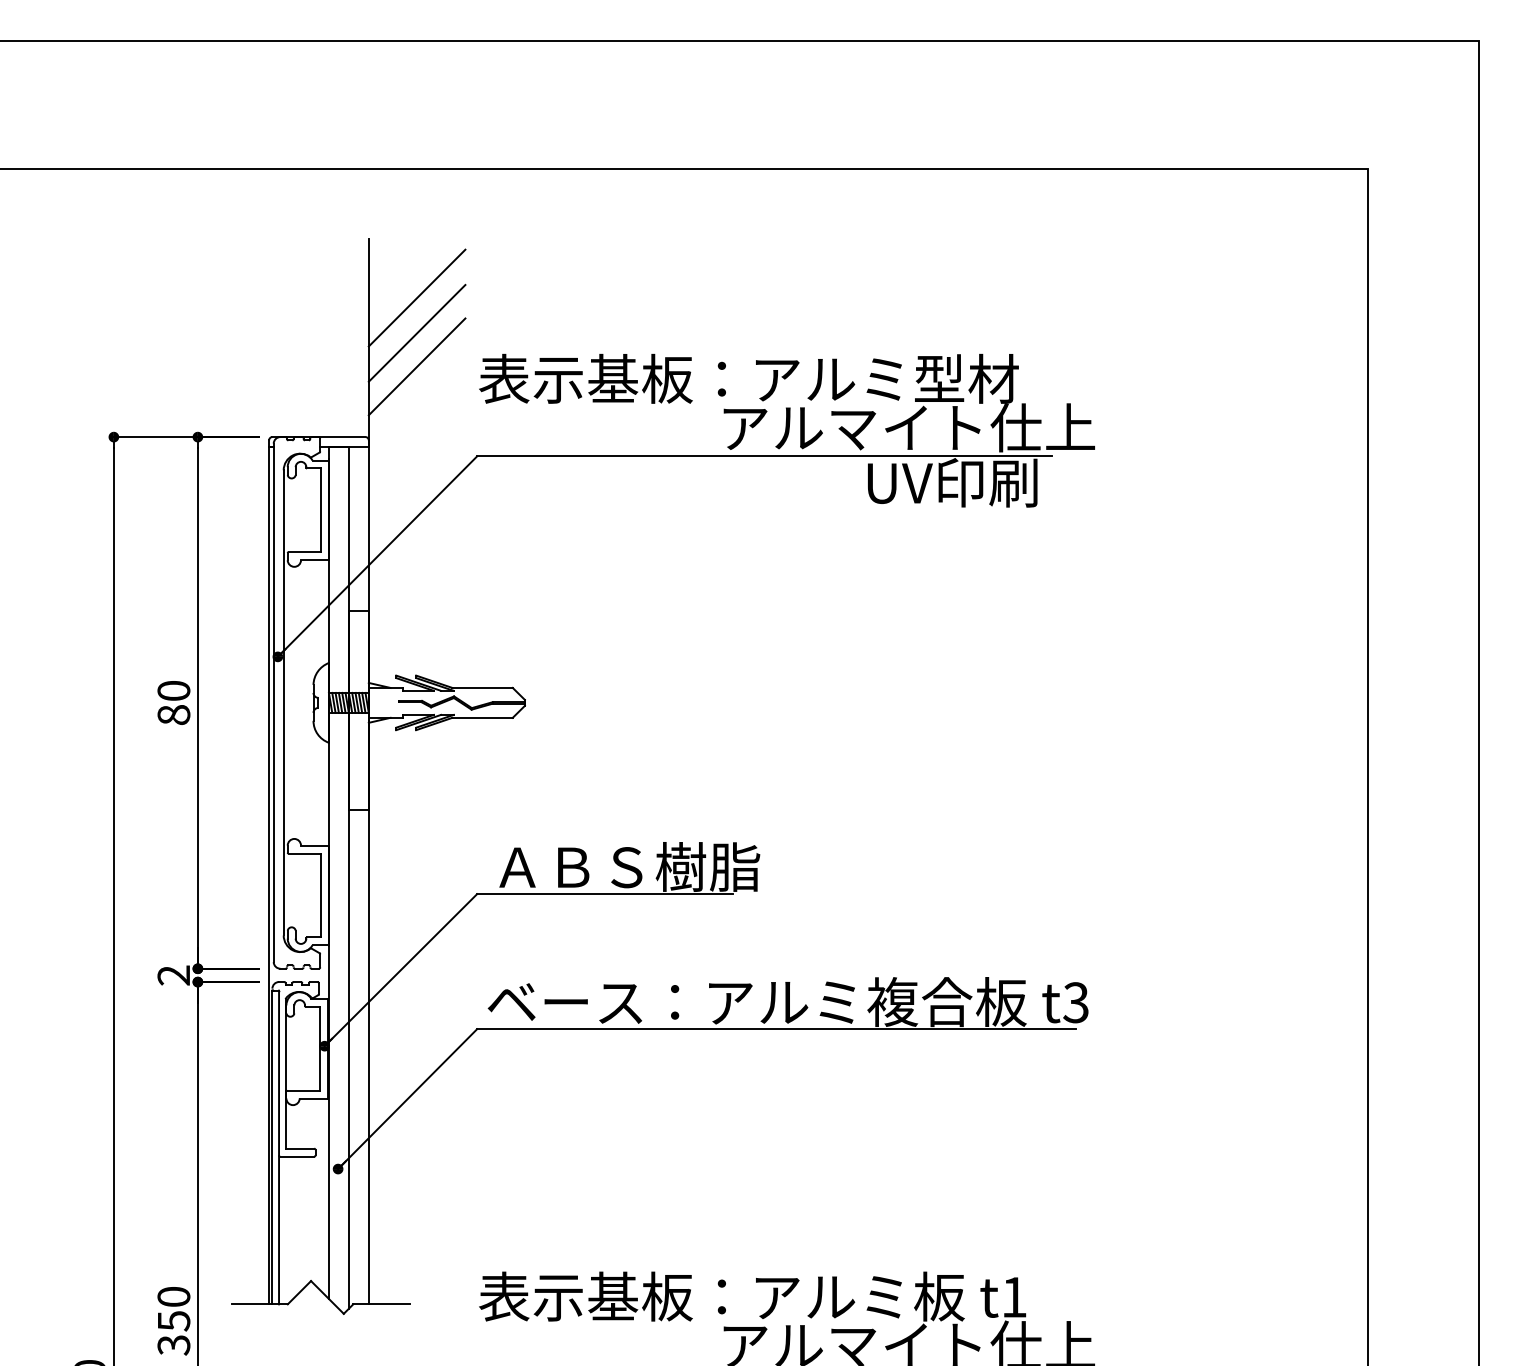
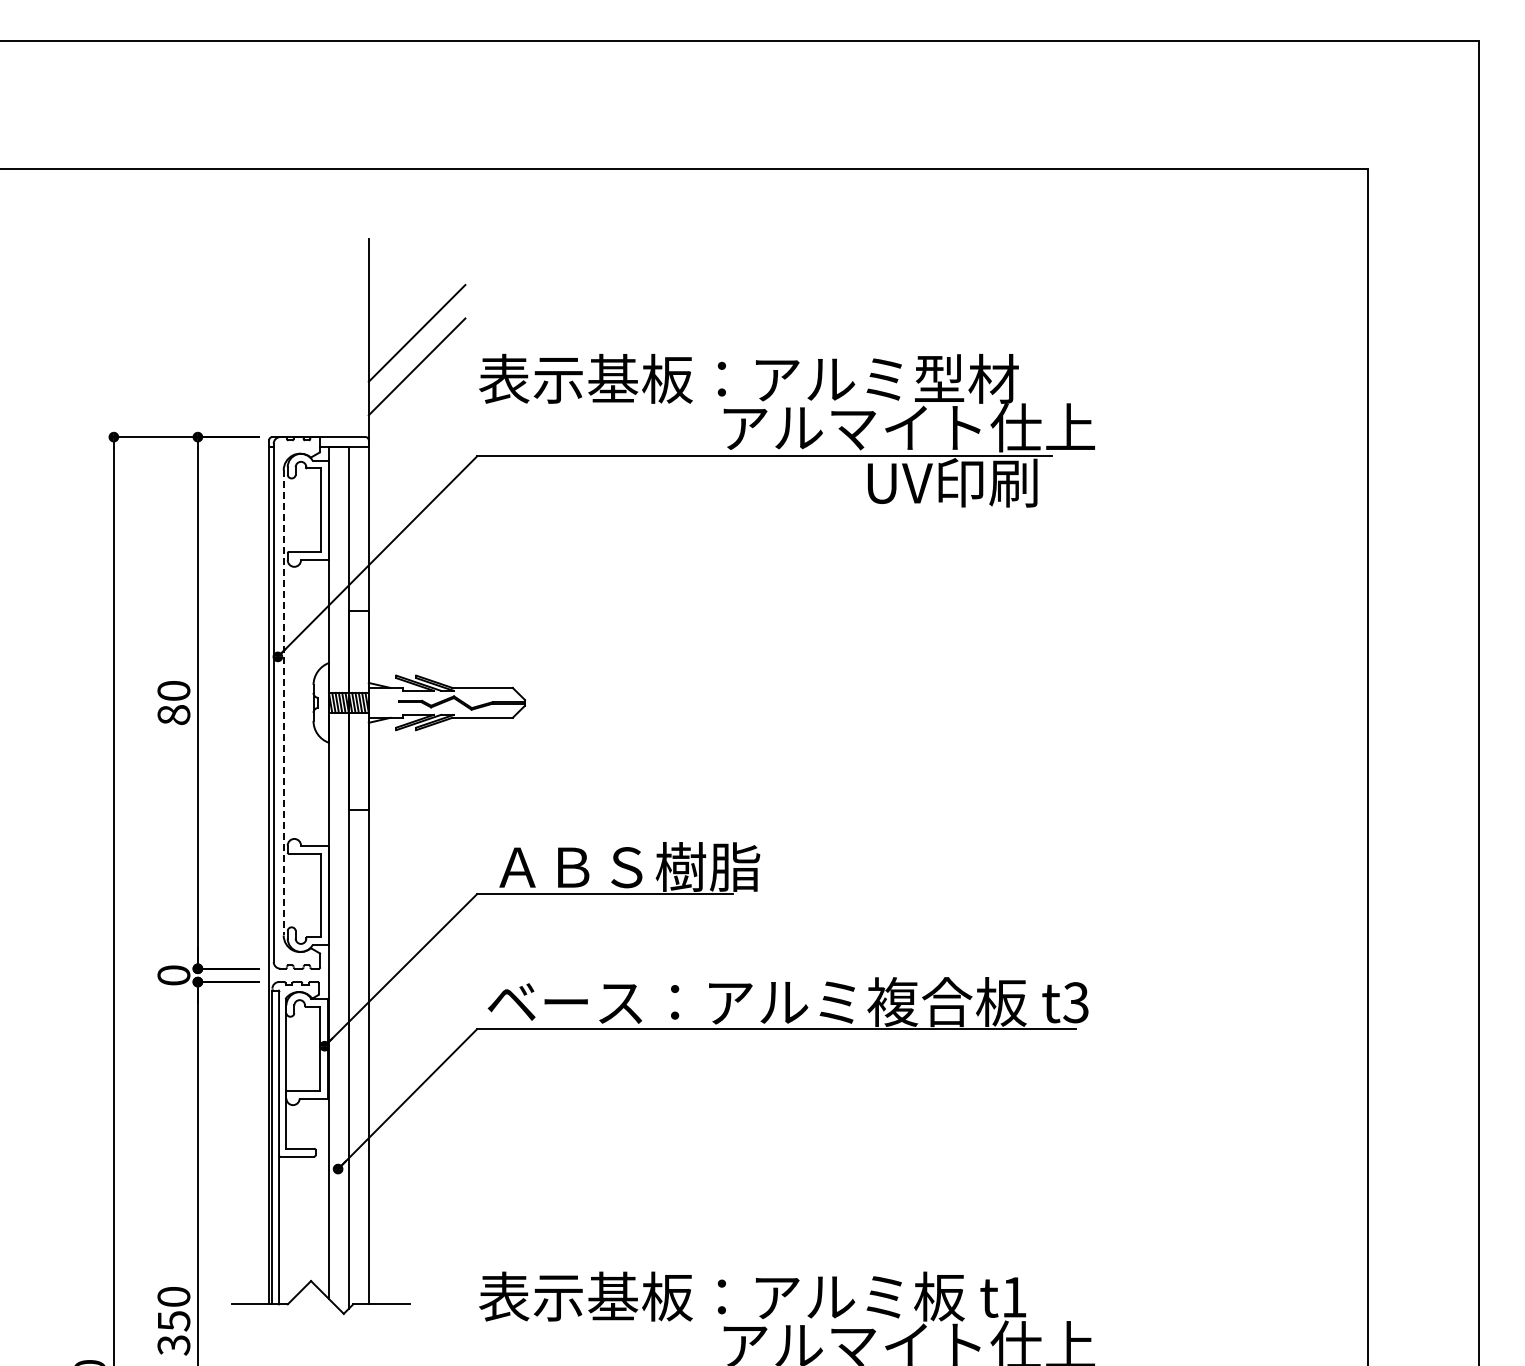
line: present -> none (416, 297)
line: solid -> dashed (283, 702)
text: 2 -> 0 (173, 975)
